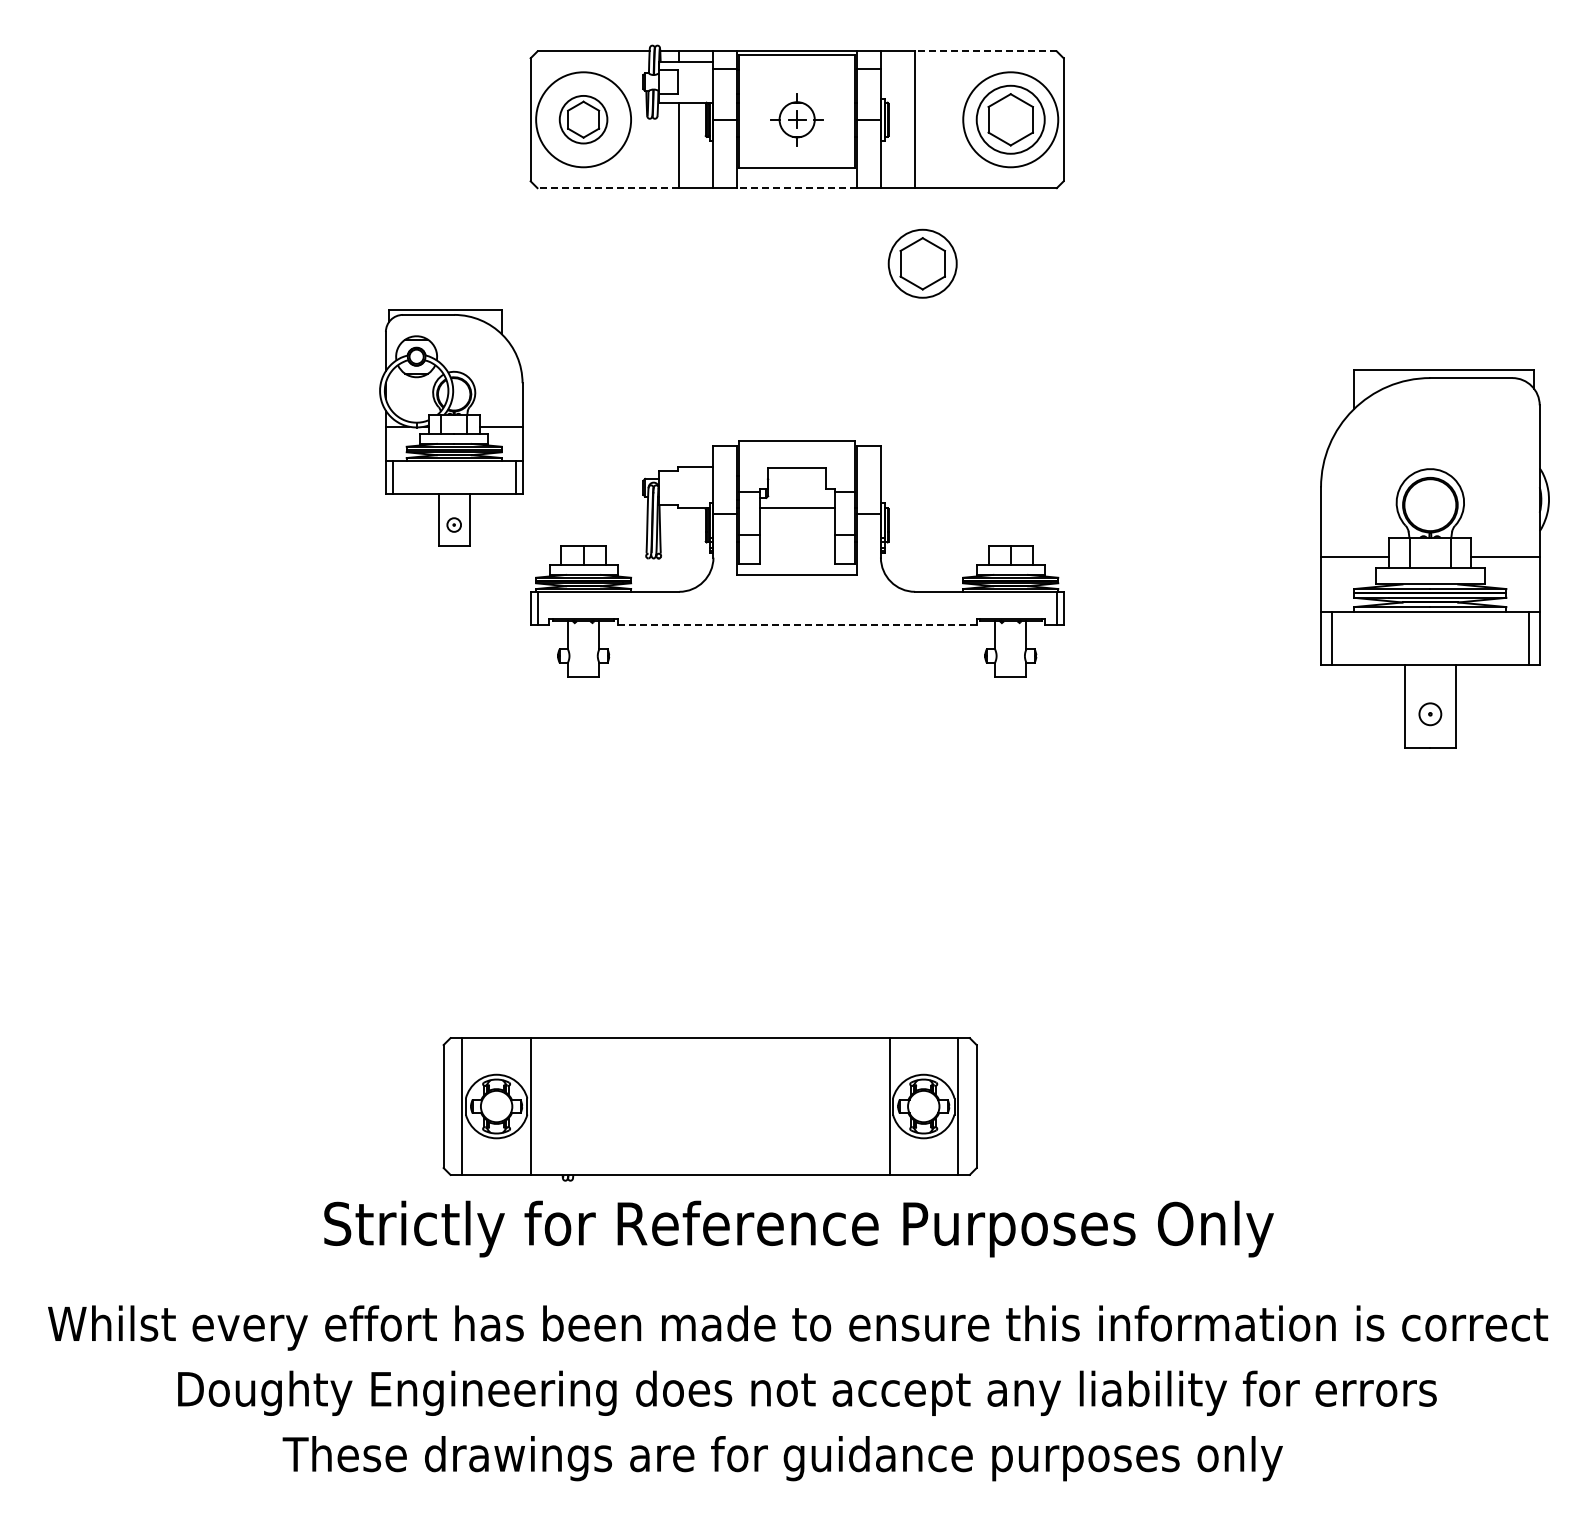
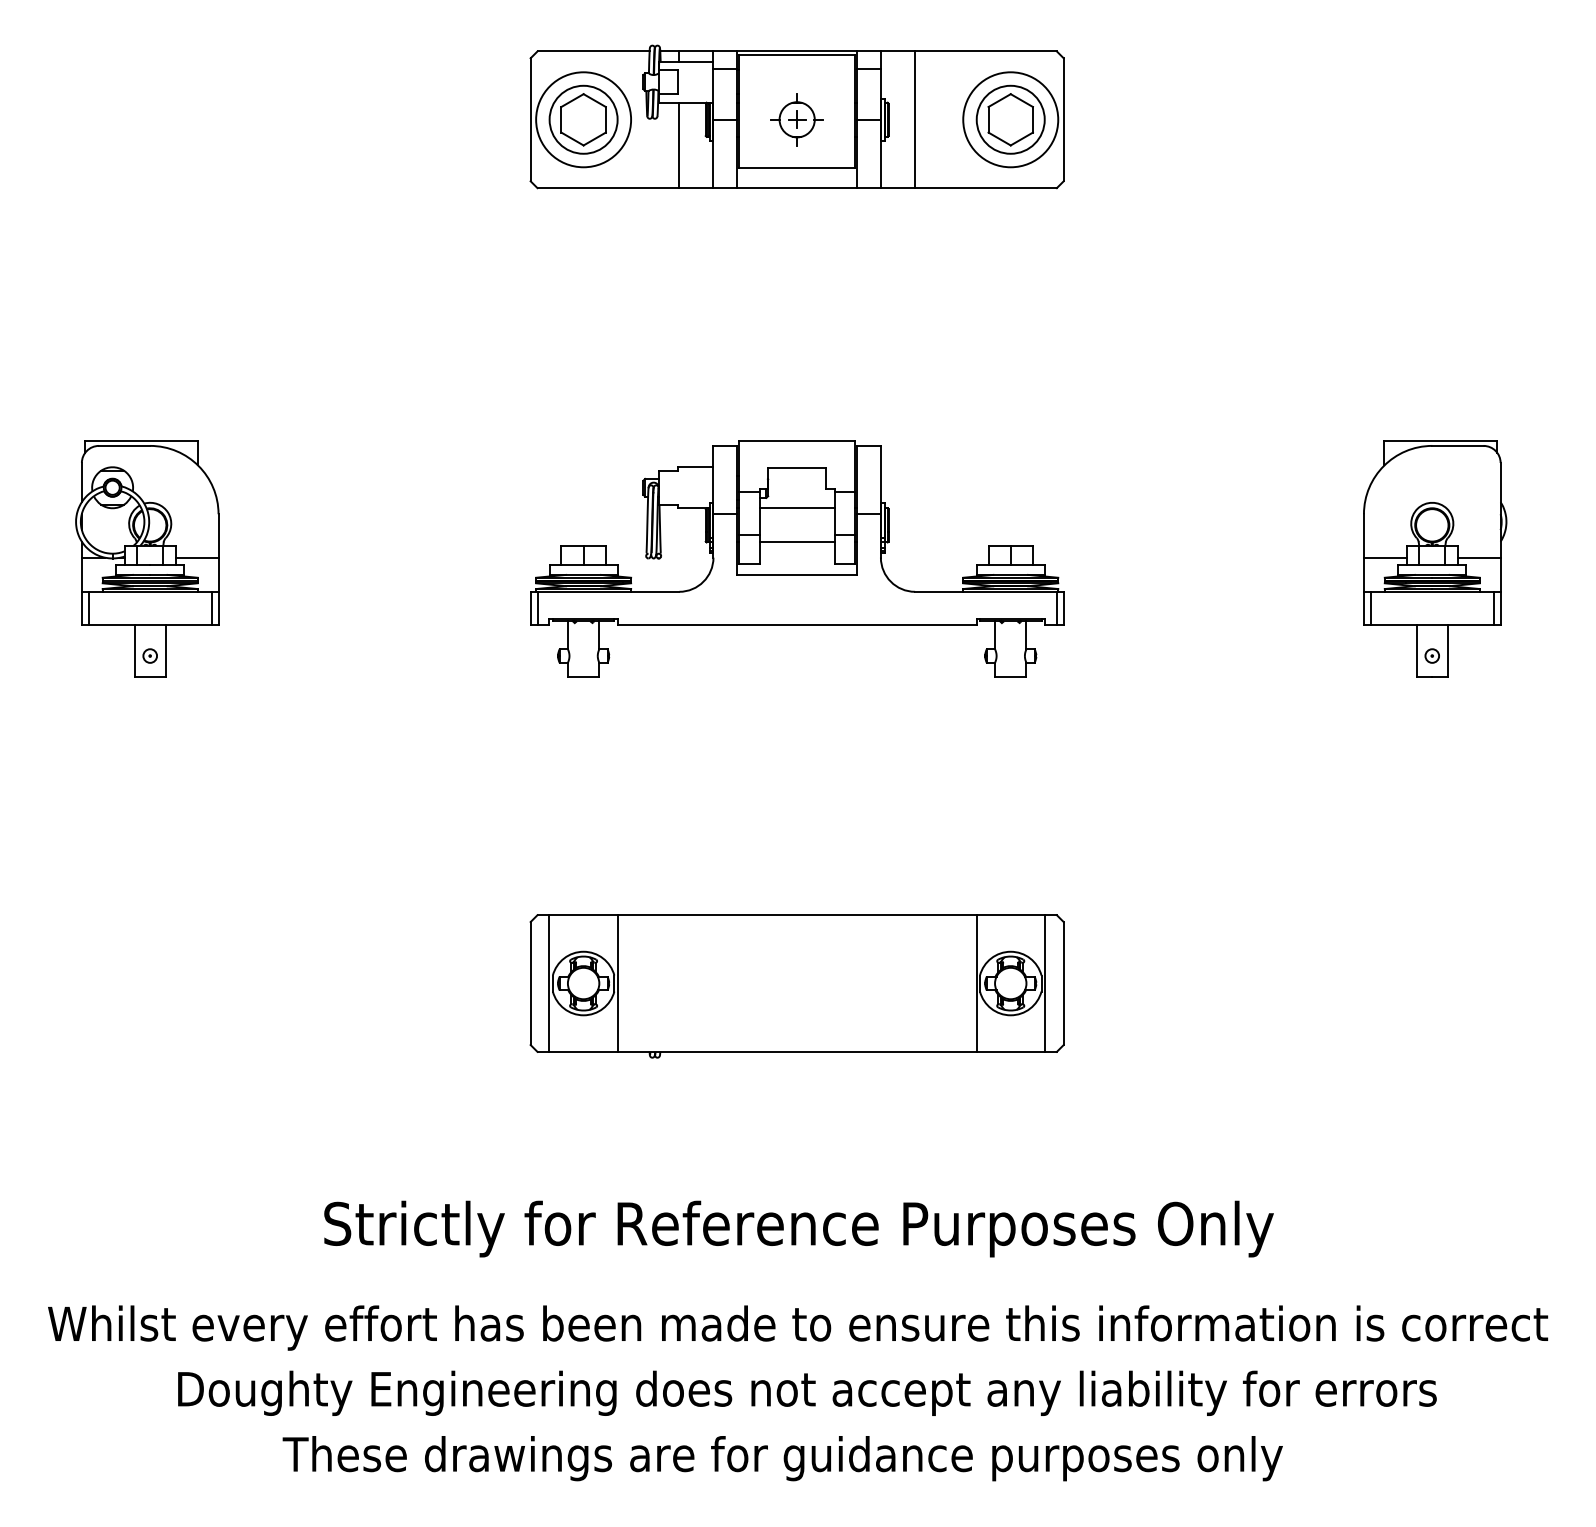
line: dashed -> solid (985, 51)
part size: 51x50 px -> 71x71 px (583, 119)
line: dashed -> solid (608, 188)
line: dashed -> solid (797, 188)
part: present -> none (922, 263)
part position: (451, 427) -> (147, 558) (147, 558)
line: none -> present (796, 542)
part size: 230x380 px -> 145x238 px (1435, 558)
line: dashed -> solid (797, 625)
part position: (709, 1109) -> (796, 986) (796, 986)
